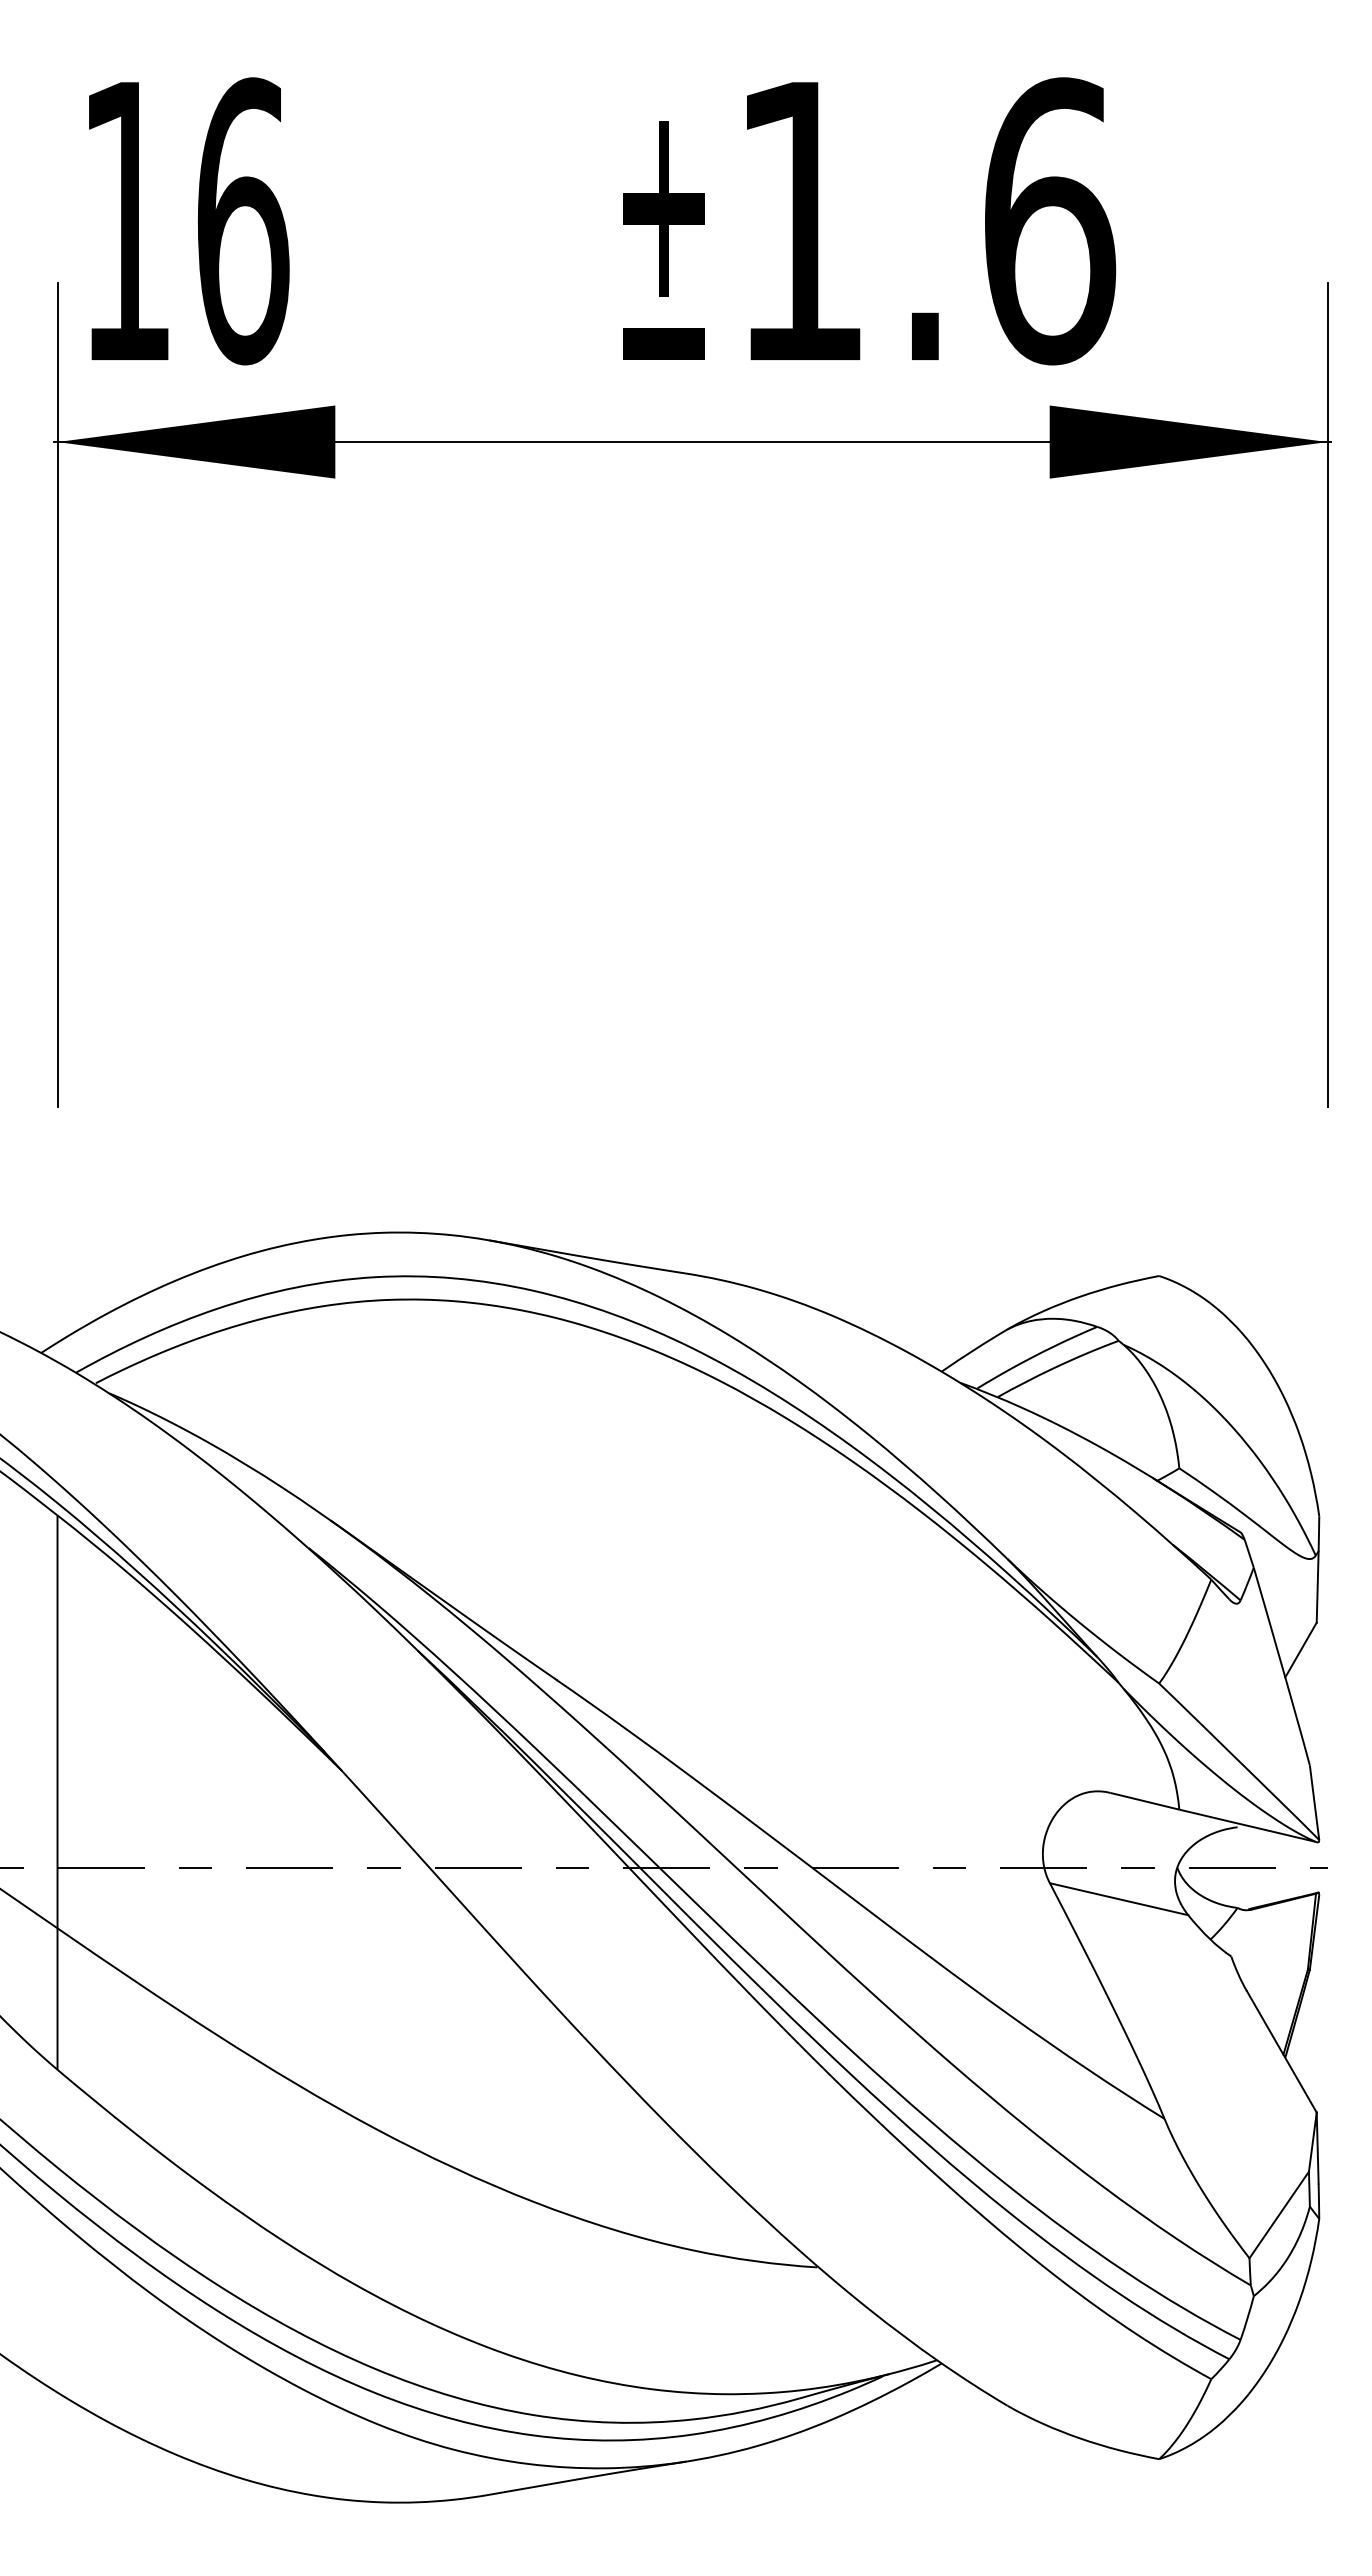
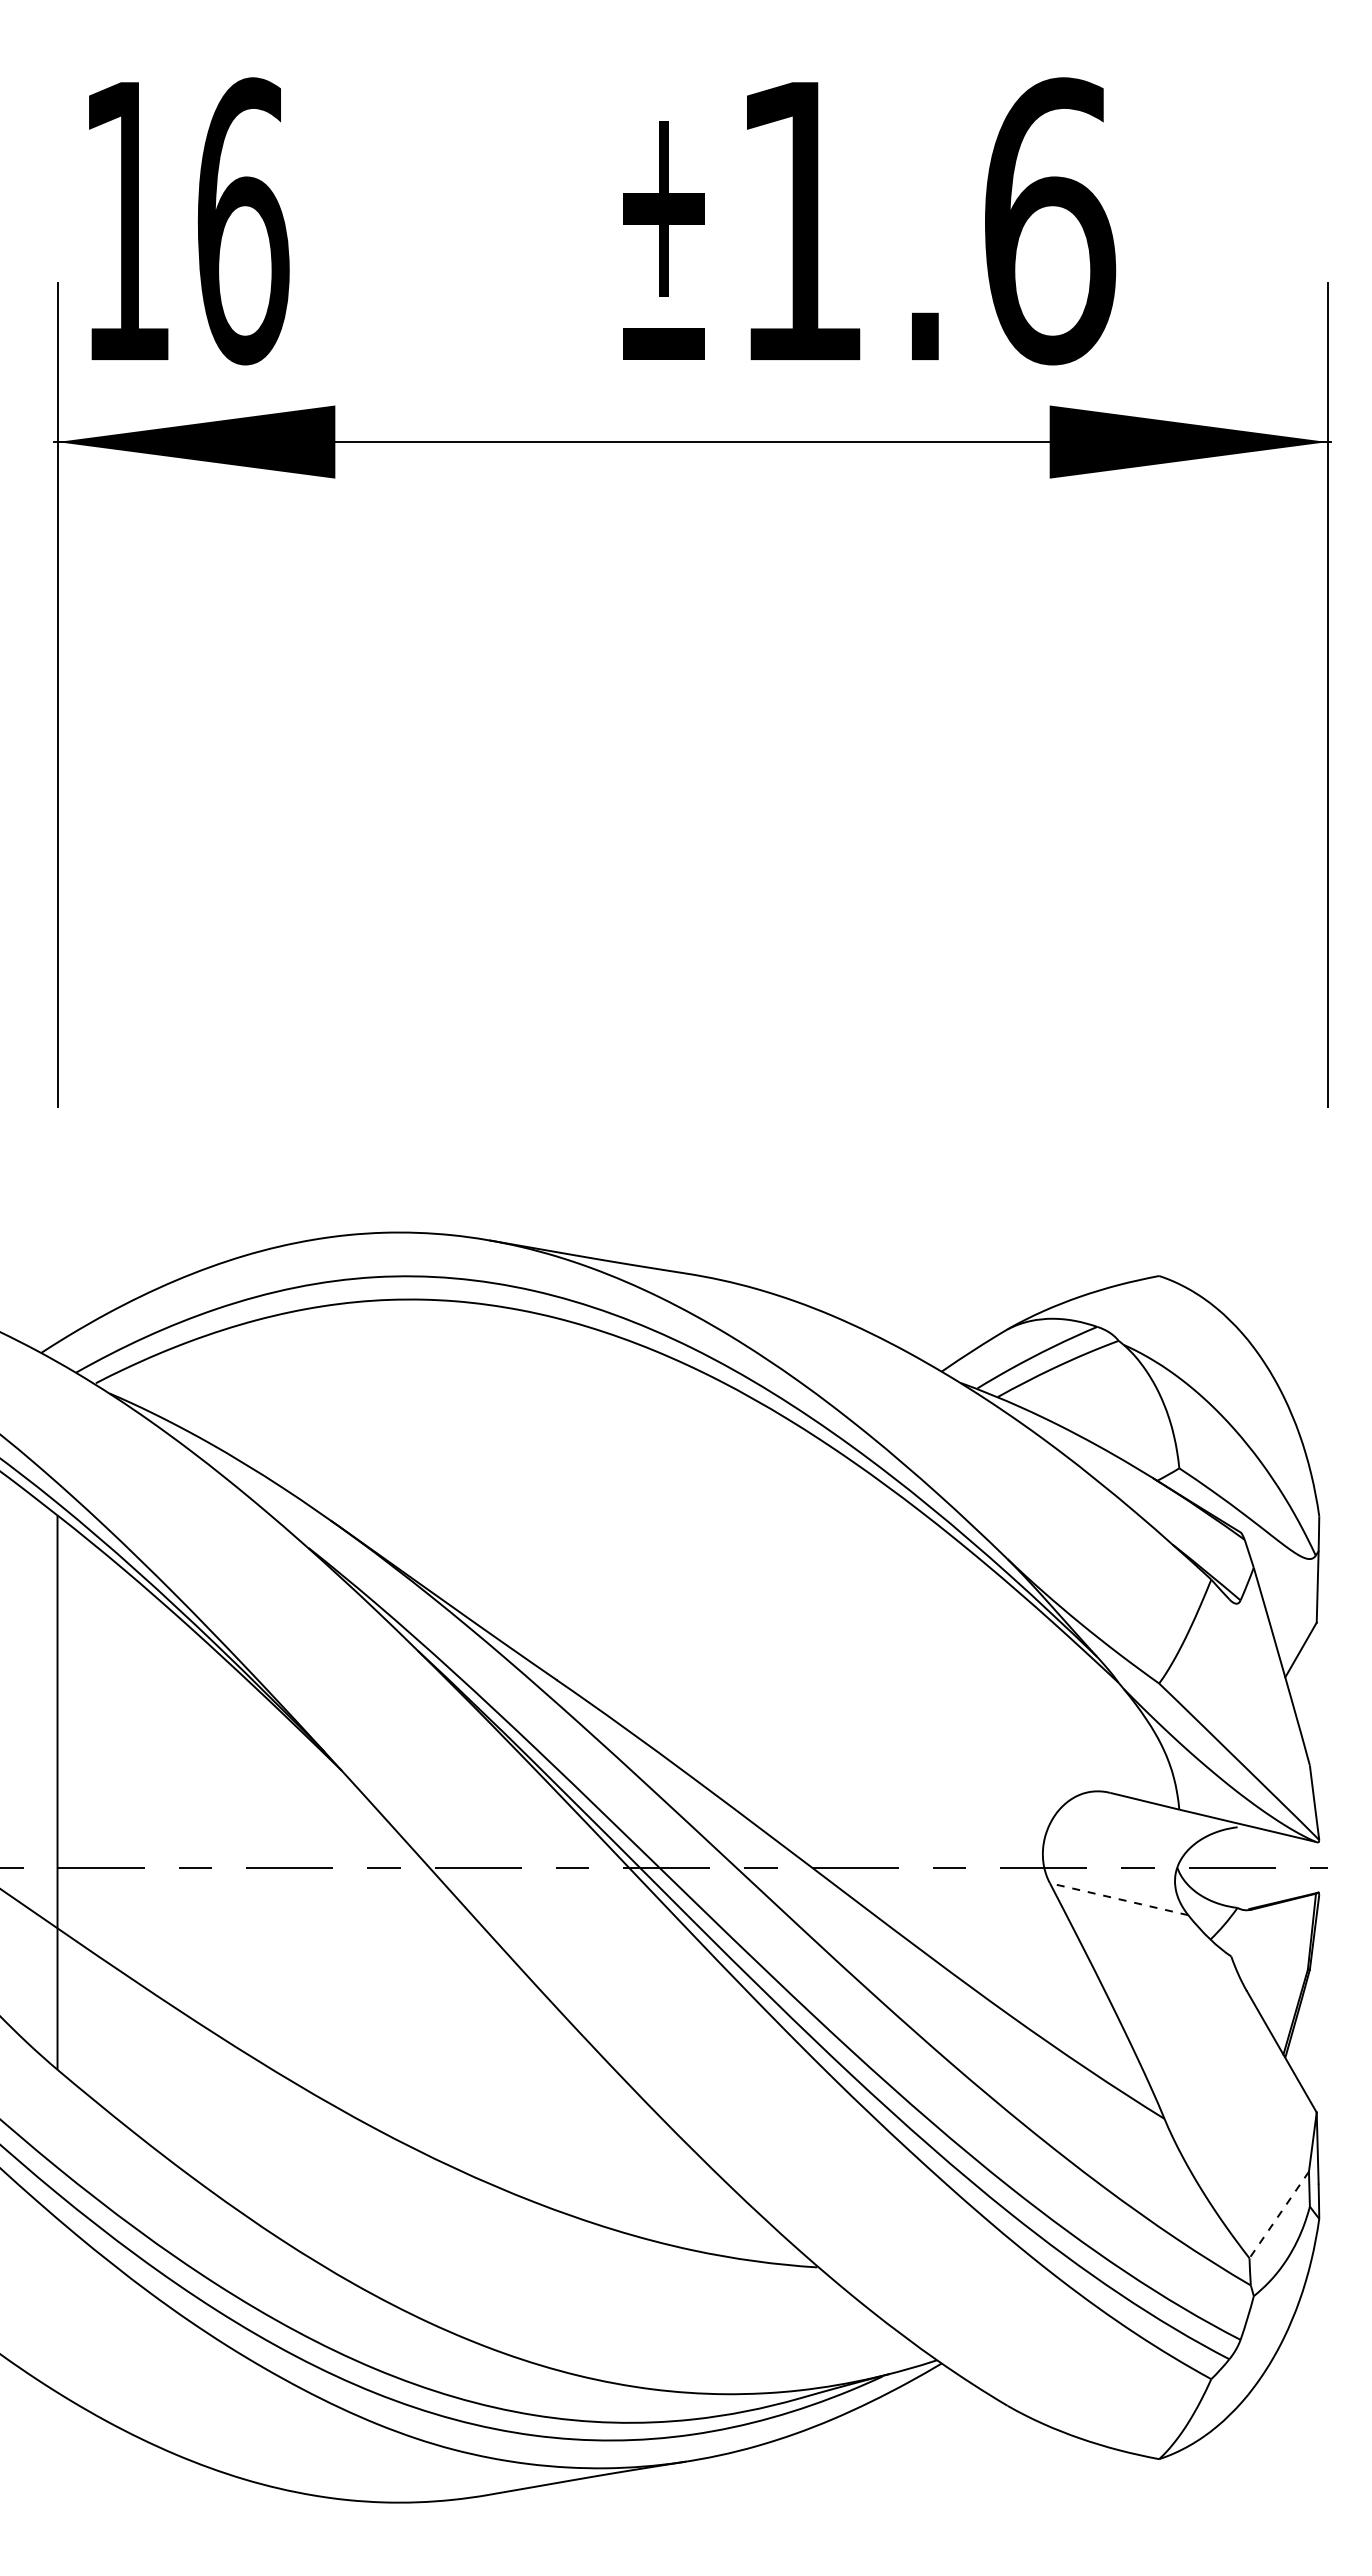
line: solid -> dashed (1118, 1899)
line: solid -> dashed (1279, 2214)
